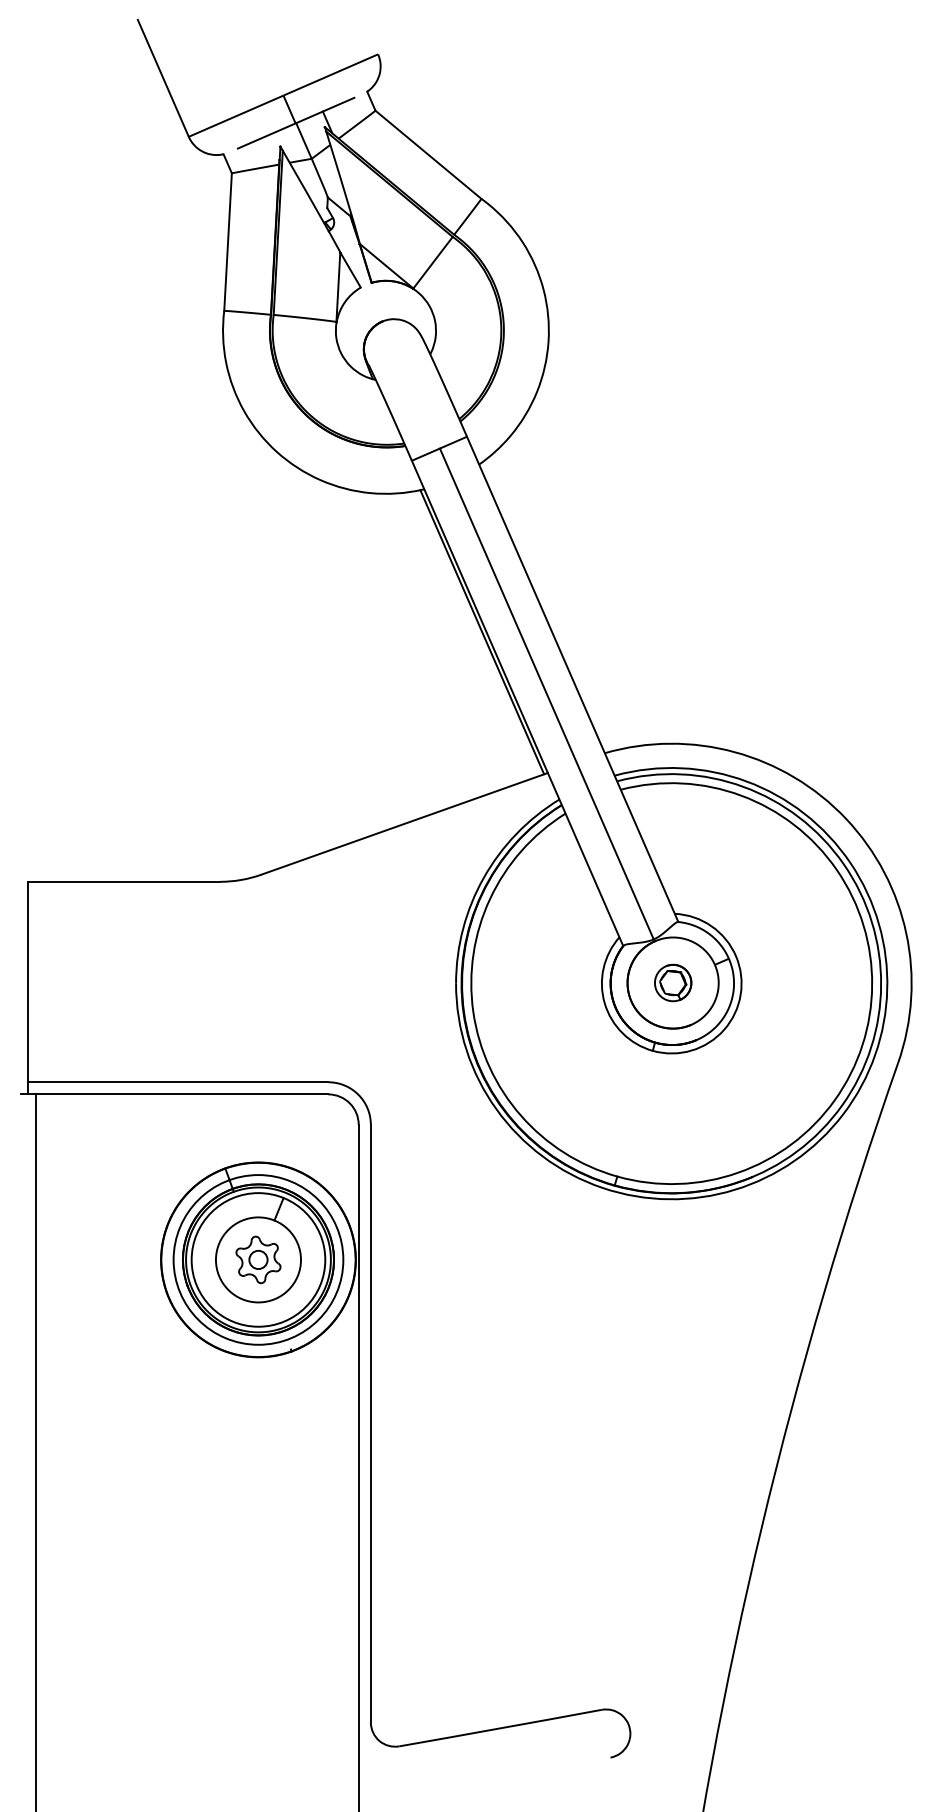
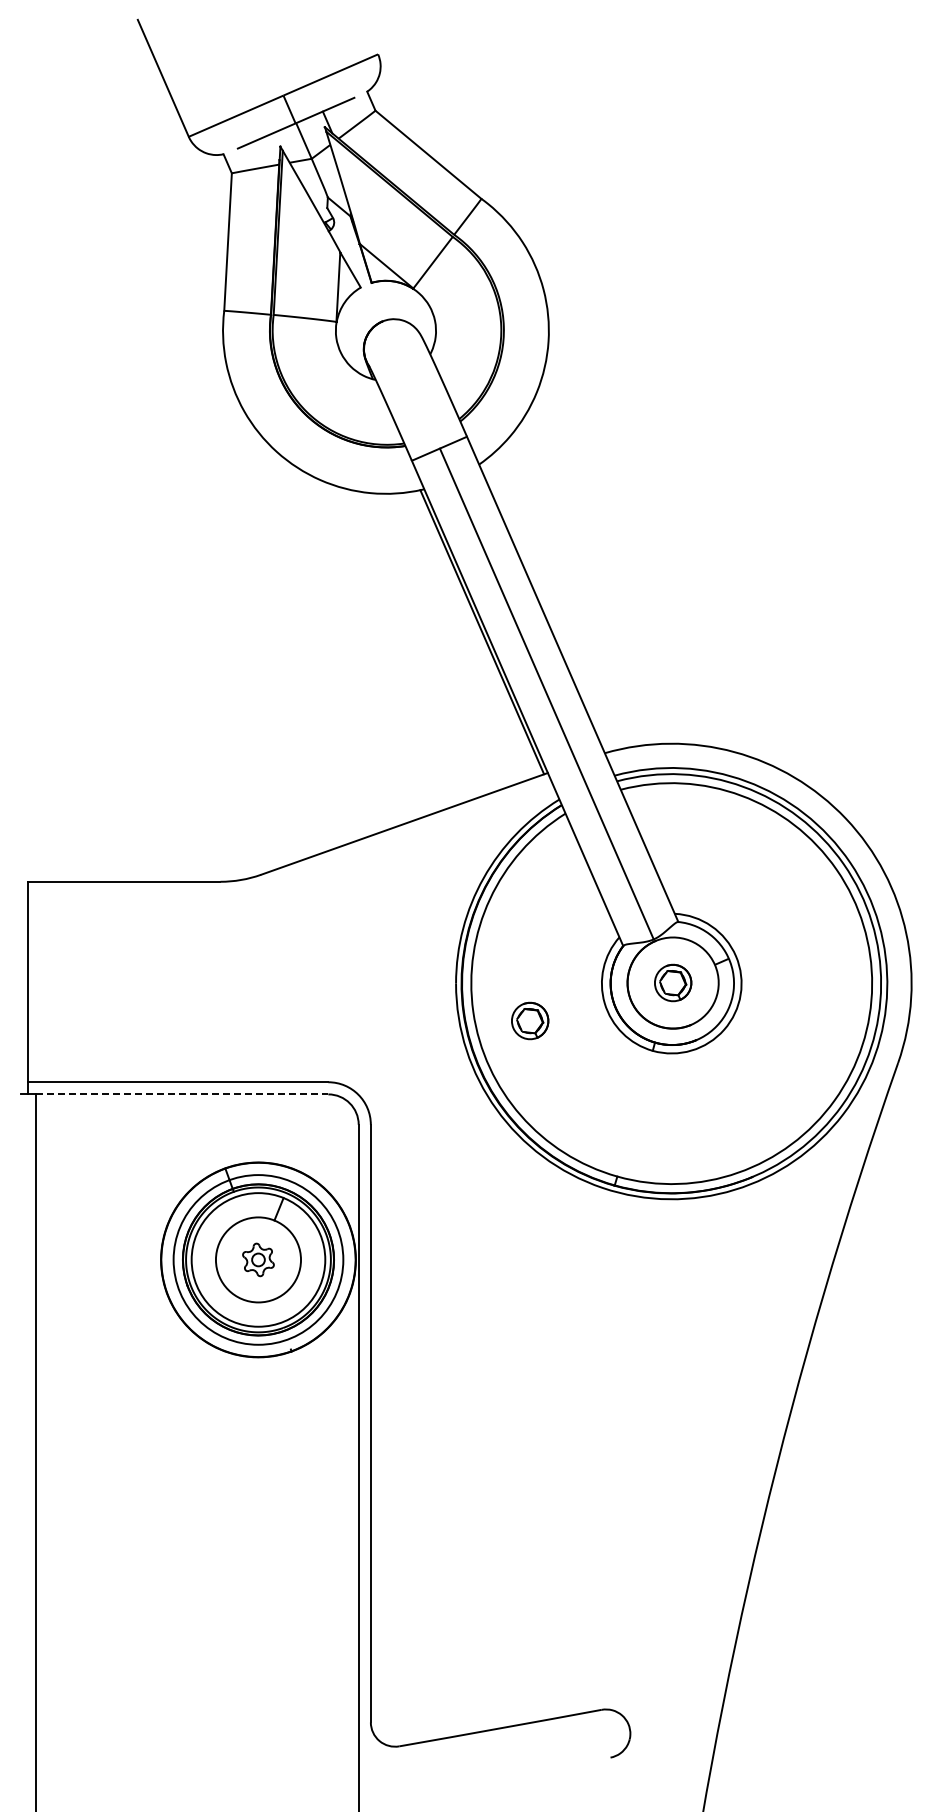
part: none -> present (530, 1020)
line: solid -> dashed (182, 1094)
part size: 47x50 px -> 33x36 px (258, 1259)
